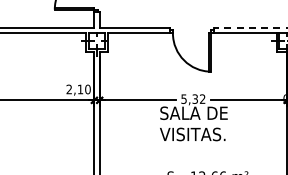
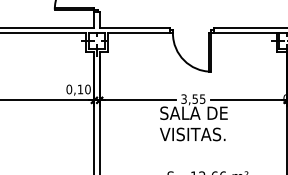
line: dashed -> solid (250, 28)
text: 2,10 -> 0,10 (69, 89)
text: 5,32 -> 3,55 (193, 98)
